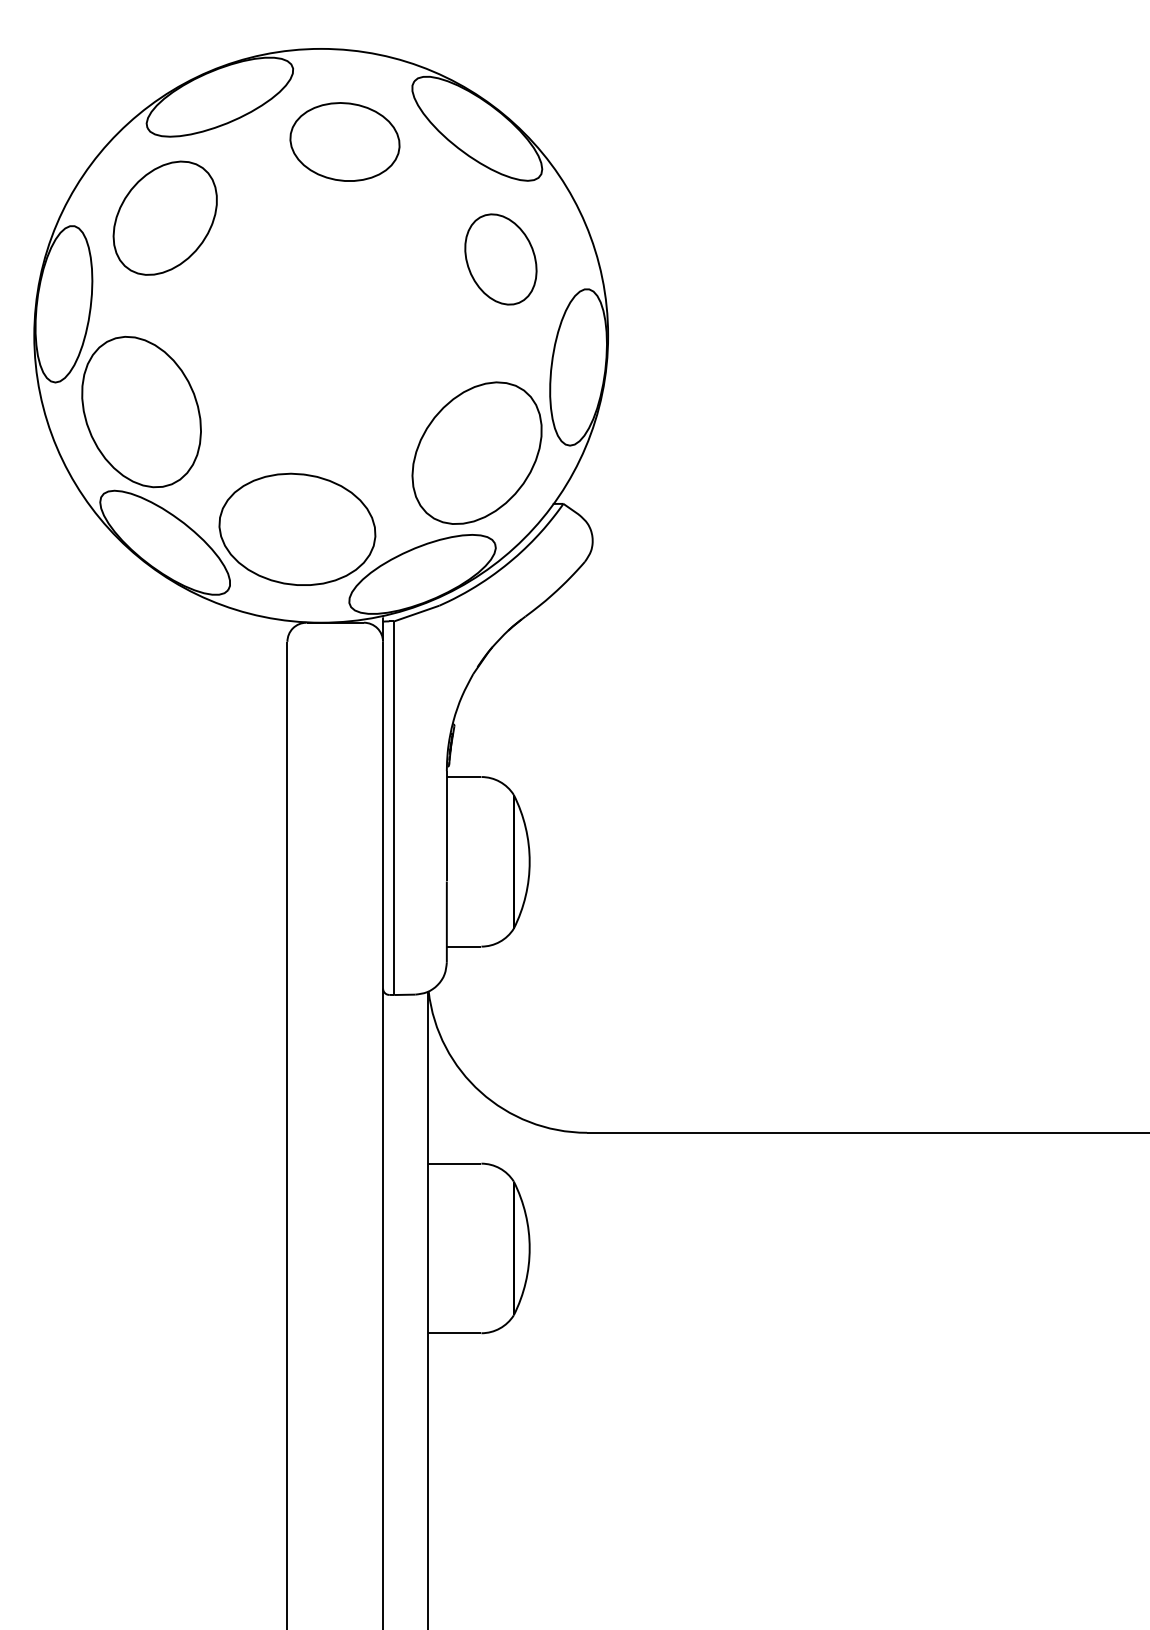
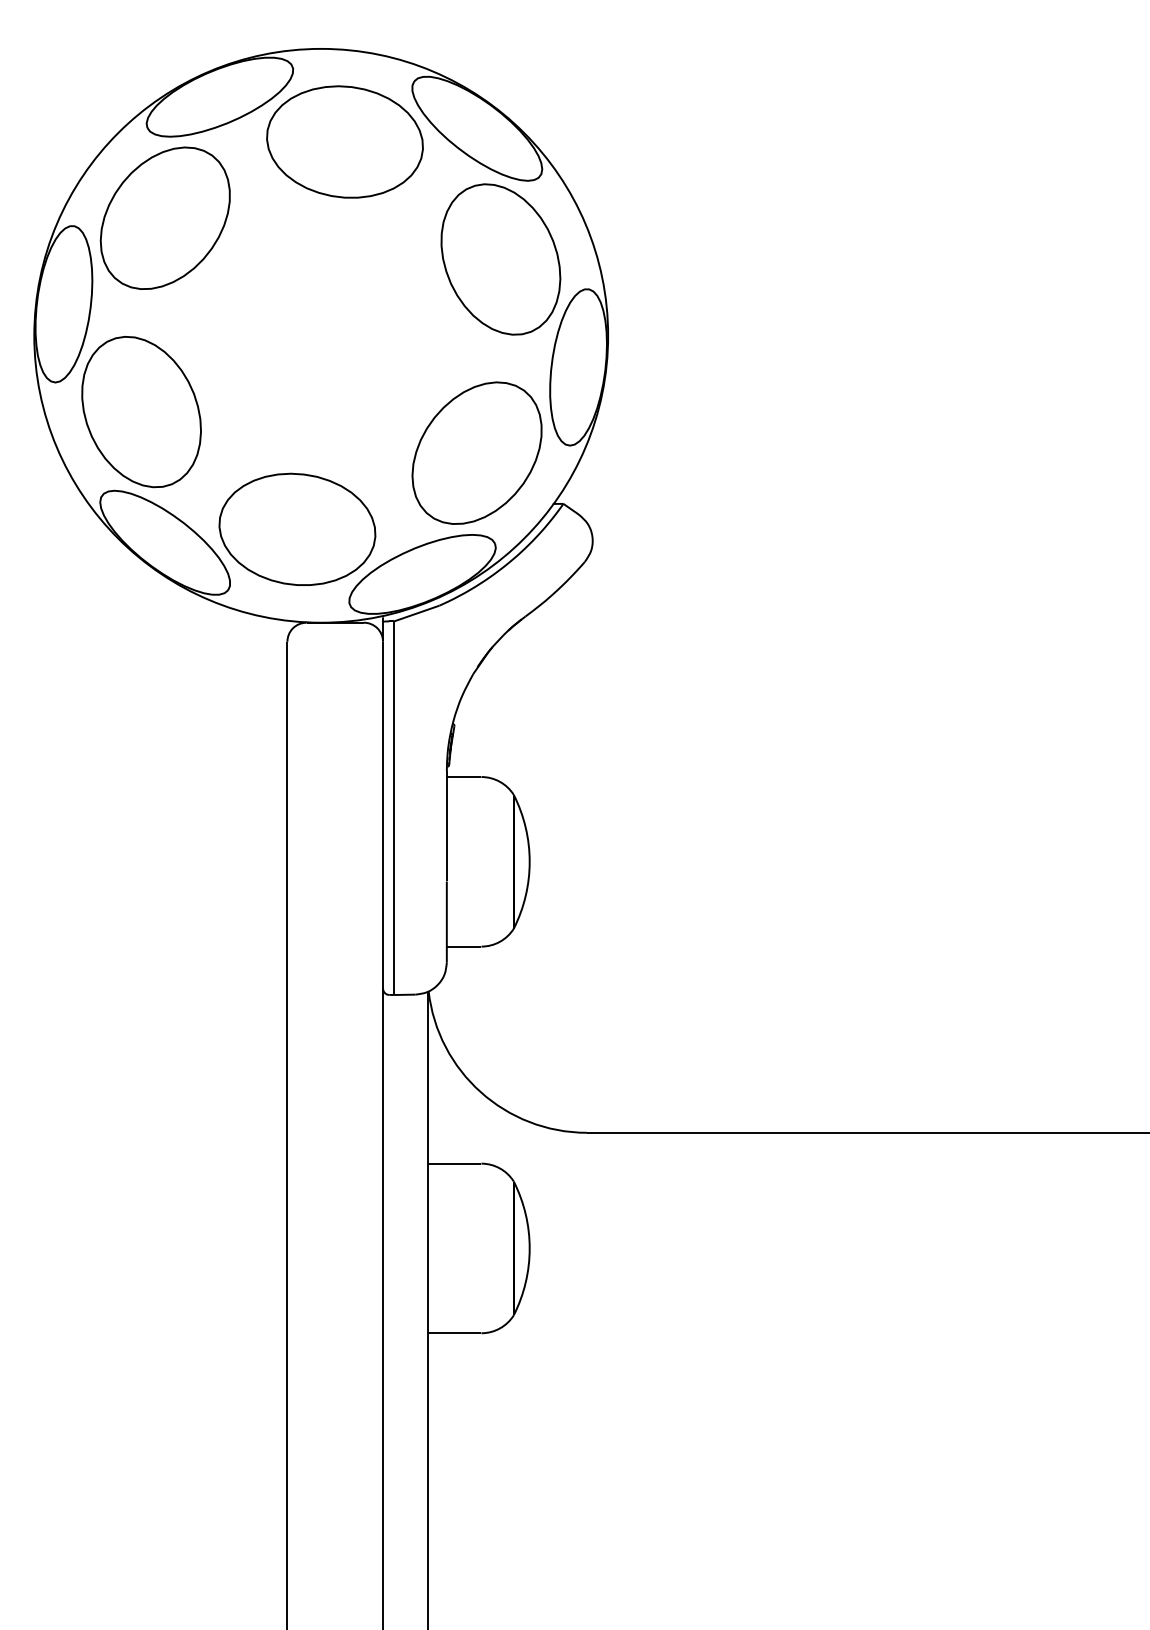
part size: 112x80 px -> 158x114 px (344, 141)
part size: 106x116 px -> 132x144 px (164, 217)
part size: 74x93 px -> 122x153 px (500, 259)
